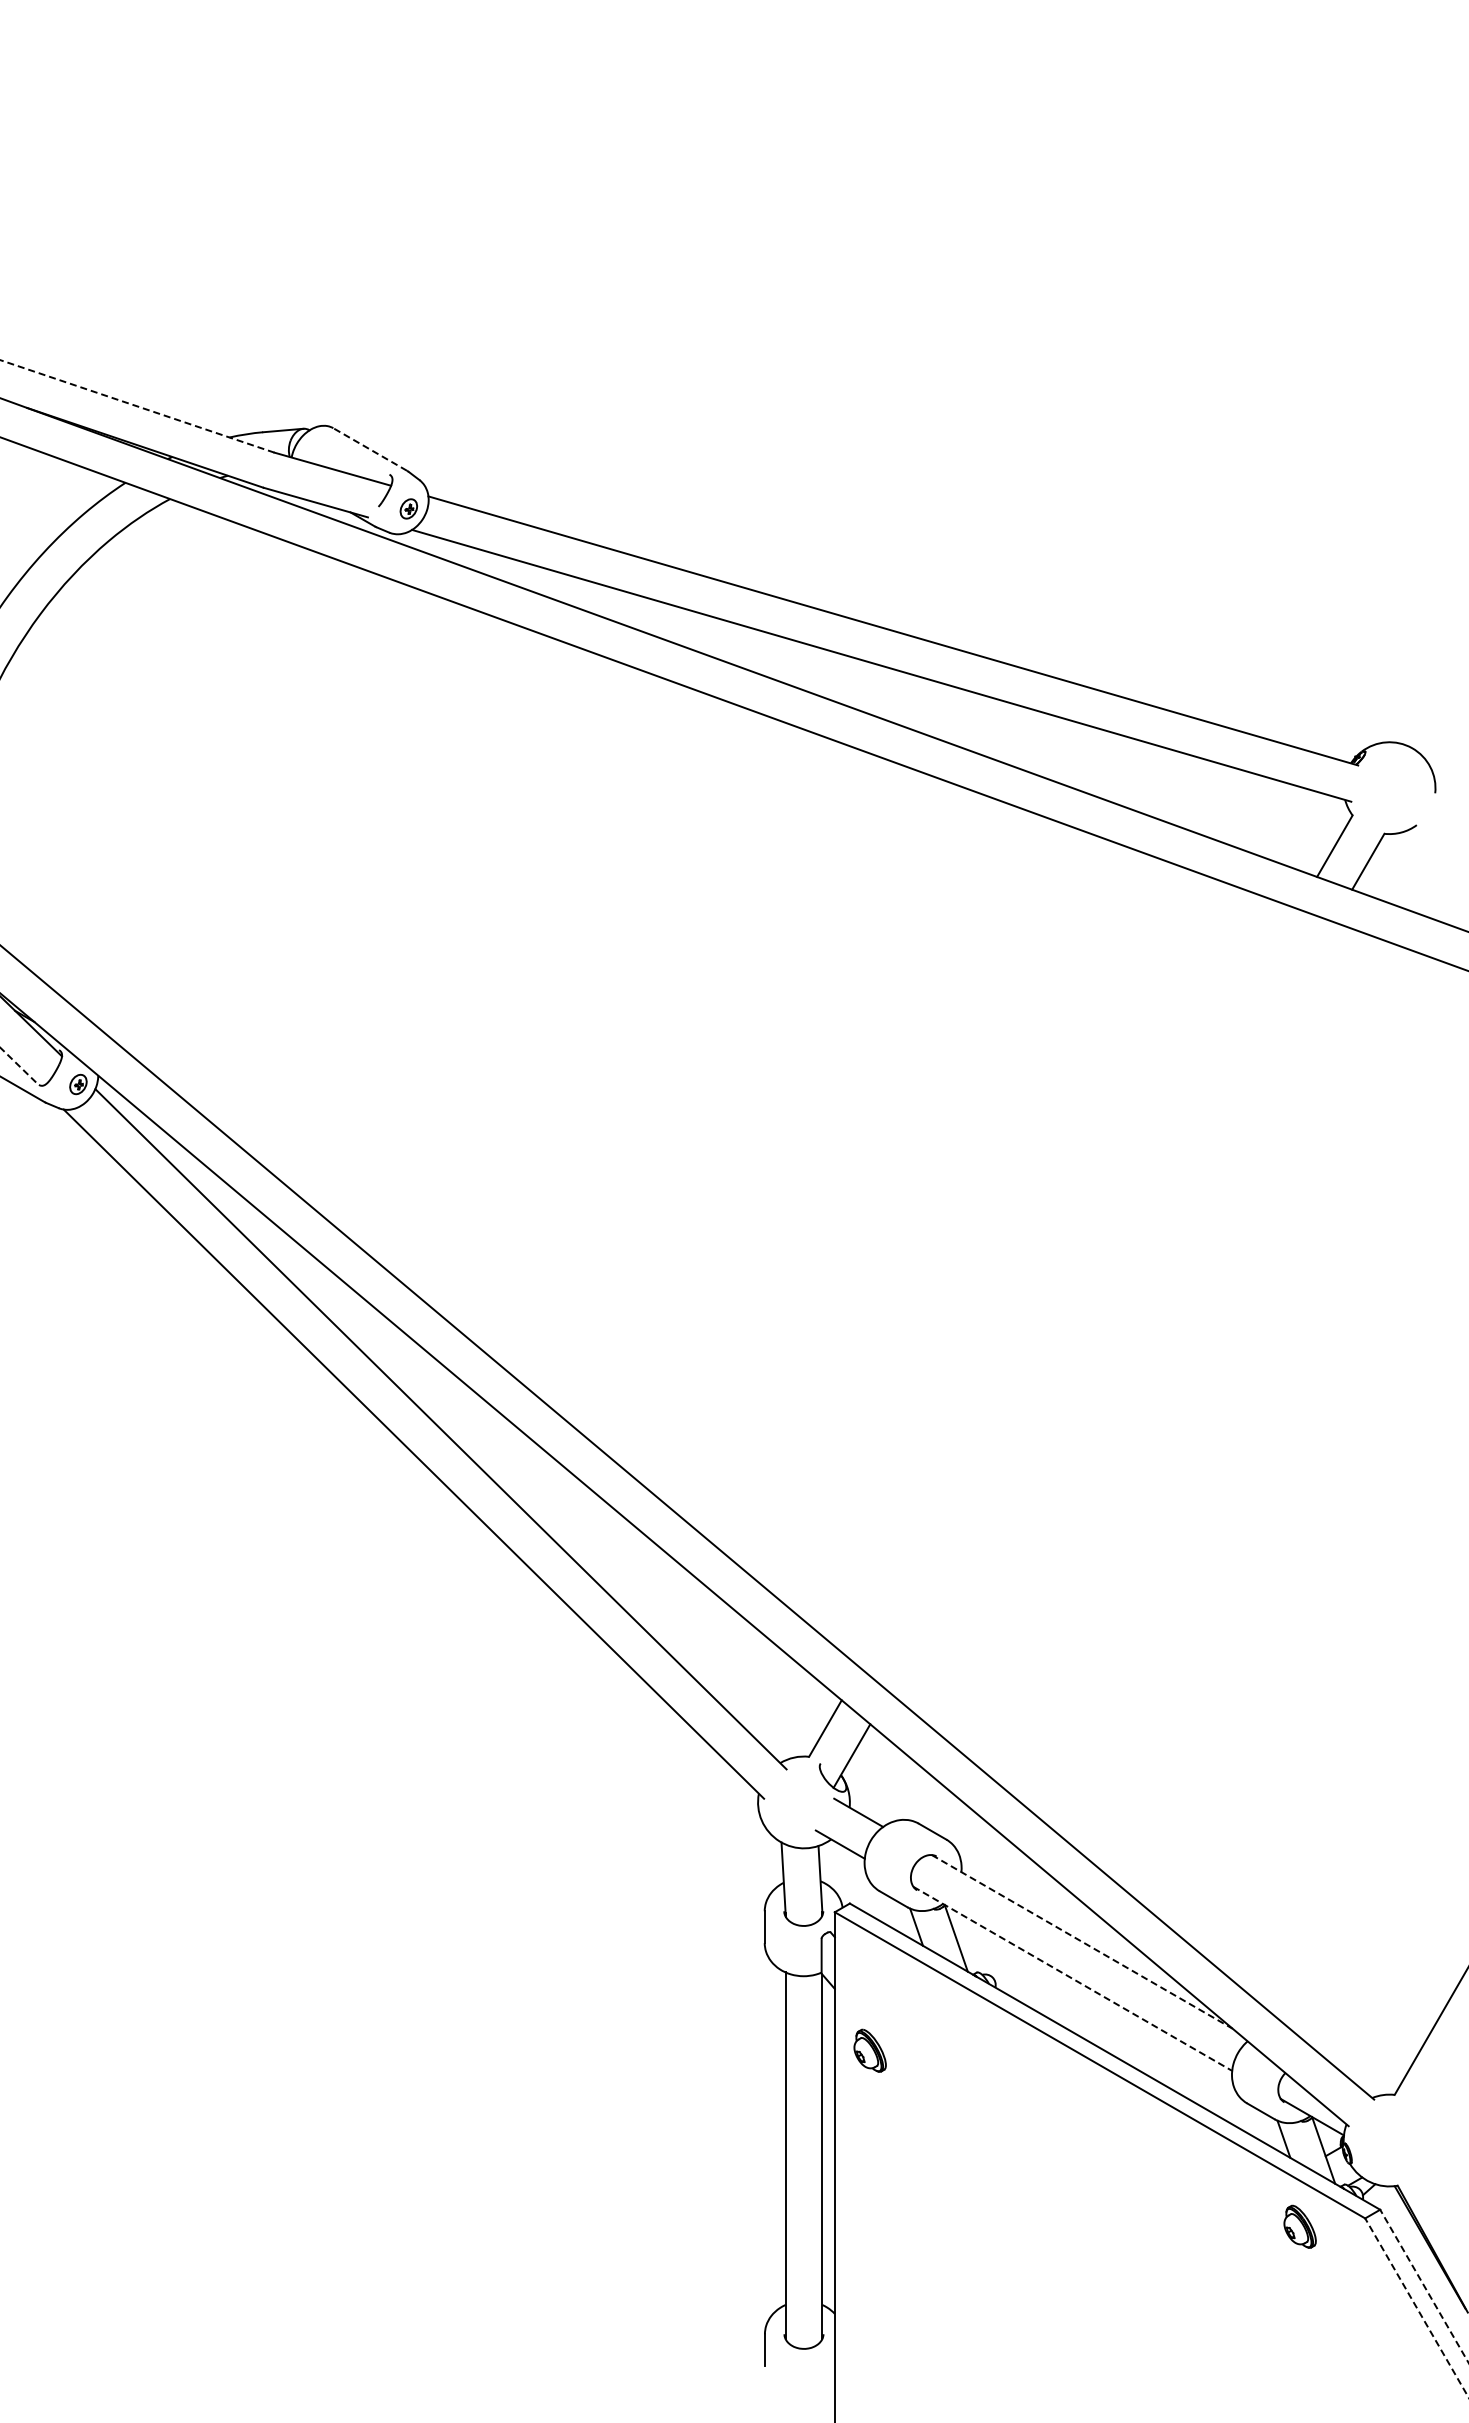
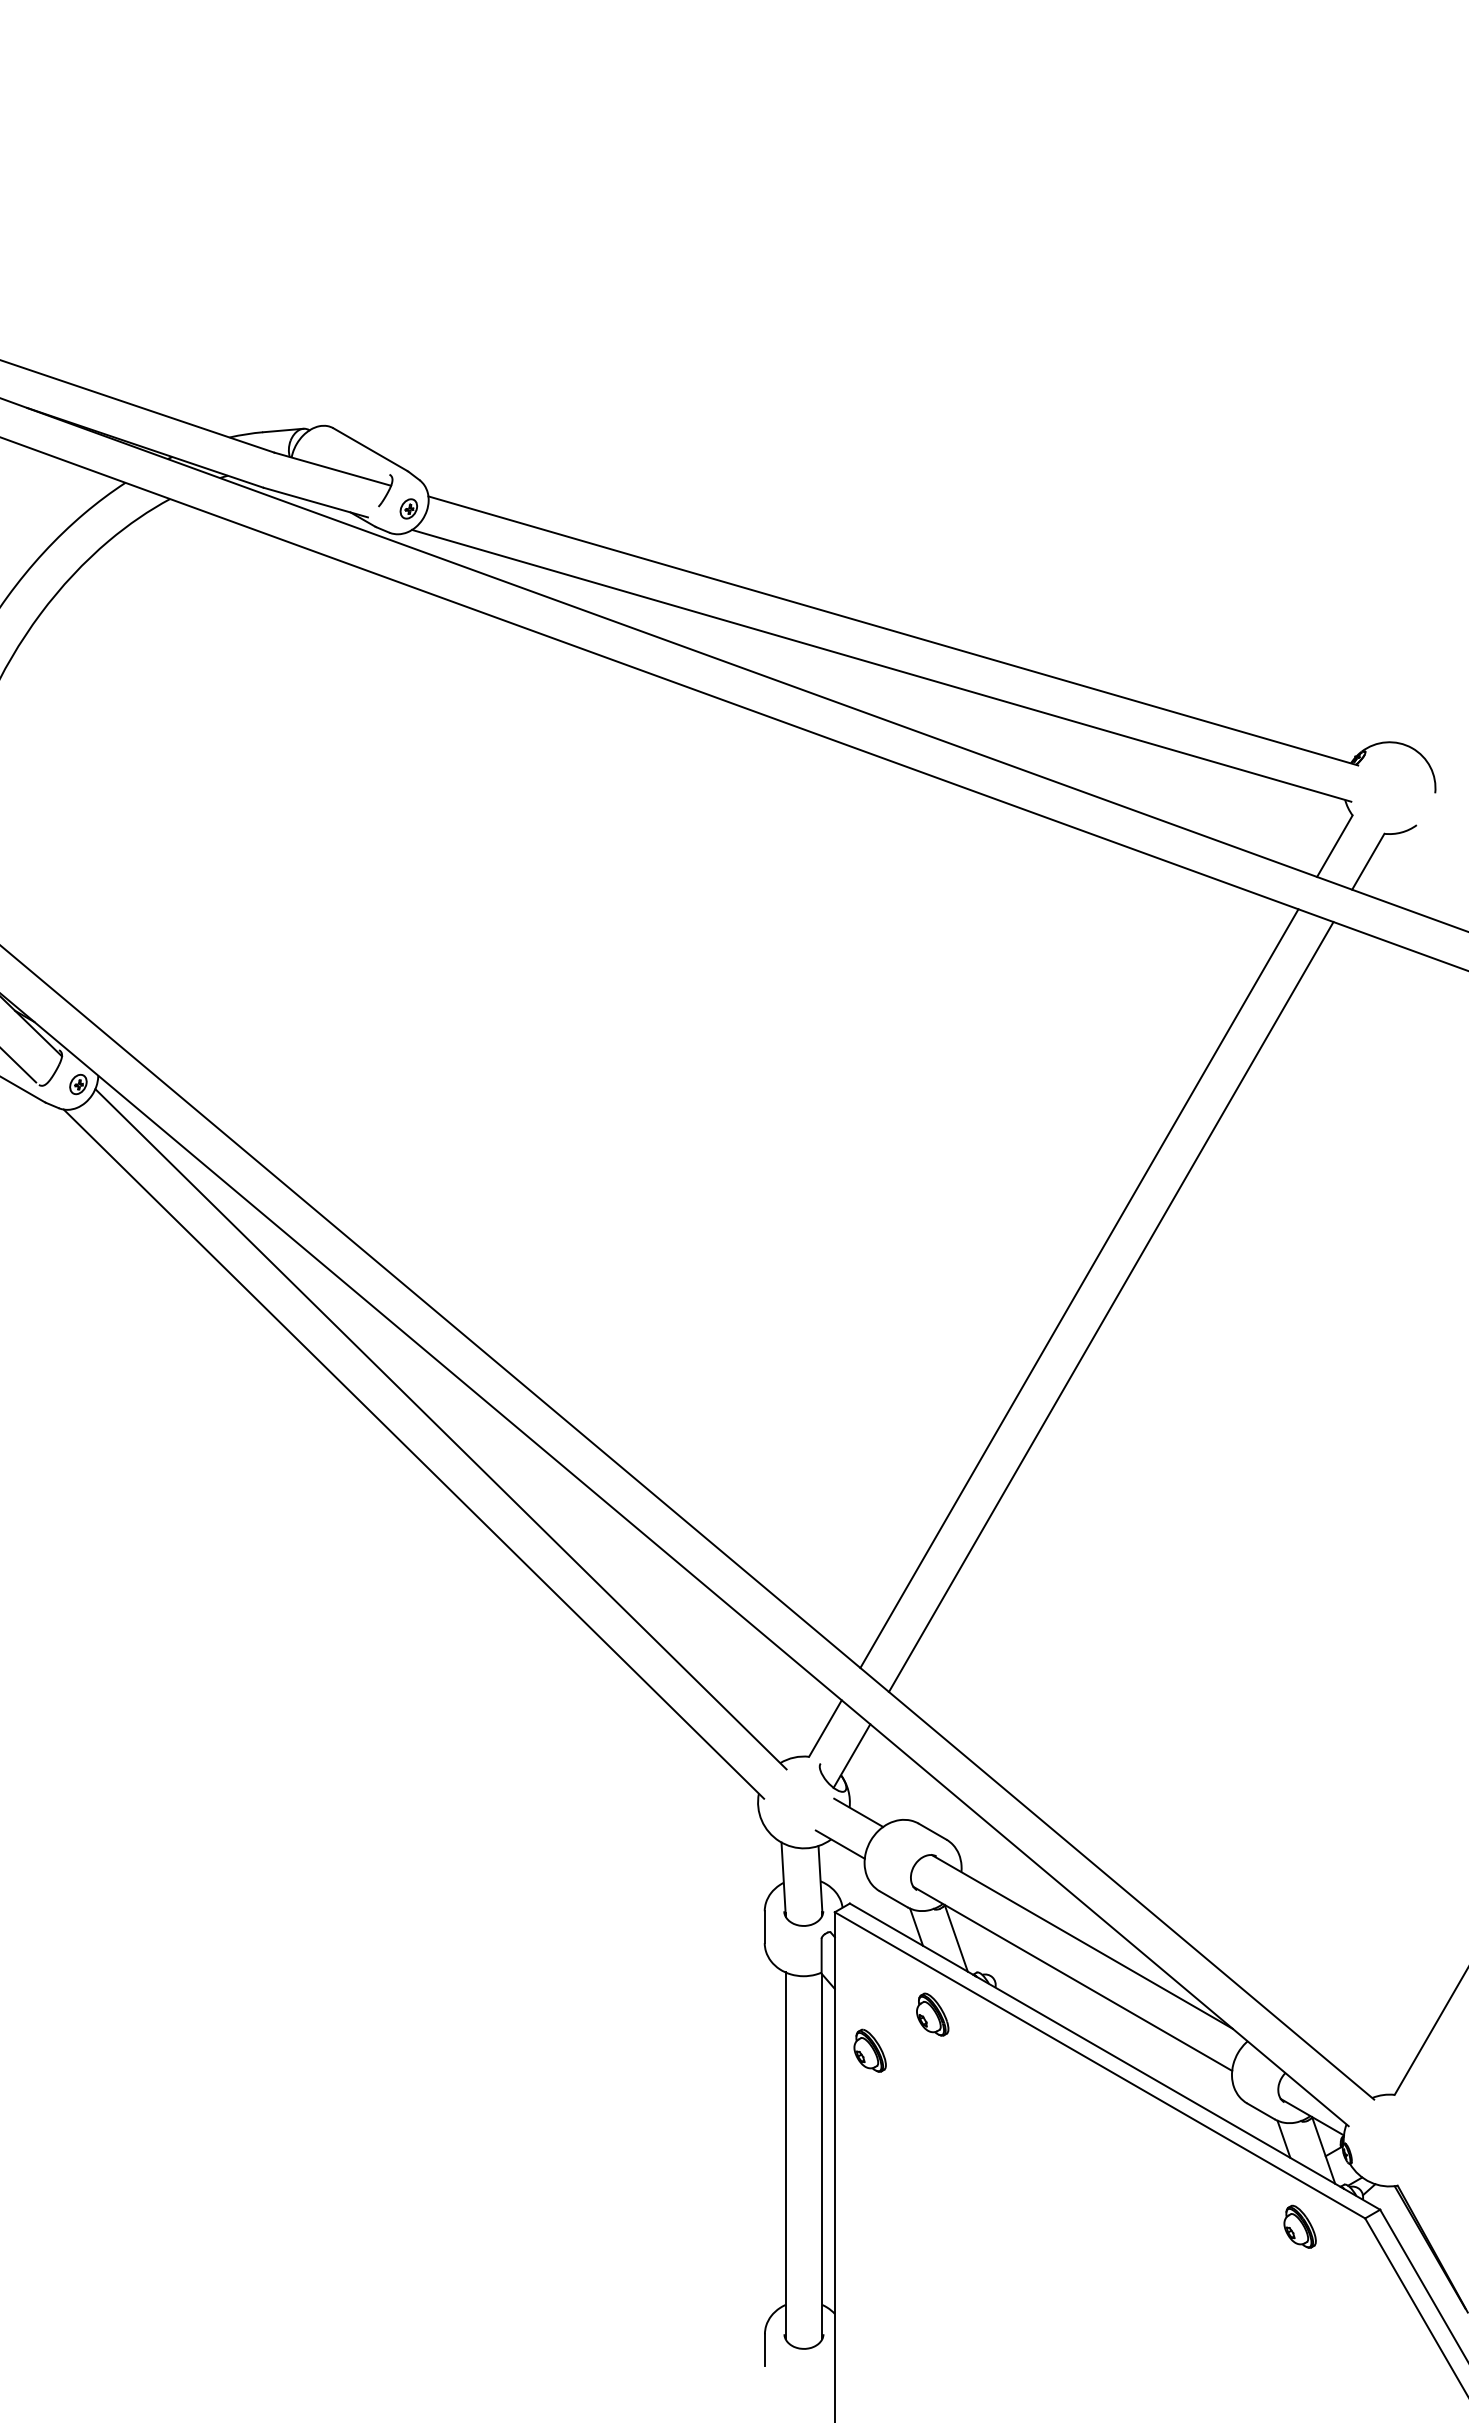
line: dashed -> solid (137, 406)
line: dashed -> solid (370, 449)
line: dashed -> solid (18, 1065)
line: none -> present (1079, 1288)
line: none -> present (1110, 1306)
line: dashed -> solid (1082, 1941)
line: dashed -> solid (1073, 1979)
part: none -> present (932, 2014)
line: dashed -> solid (1424, 2285)
line: dashed -> solid (1416, 2307)
